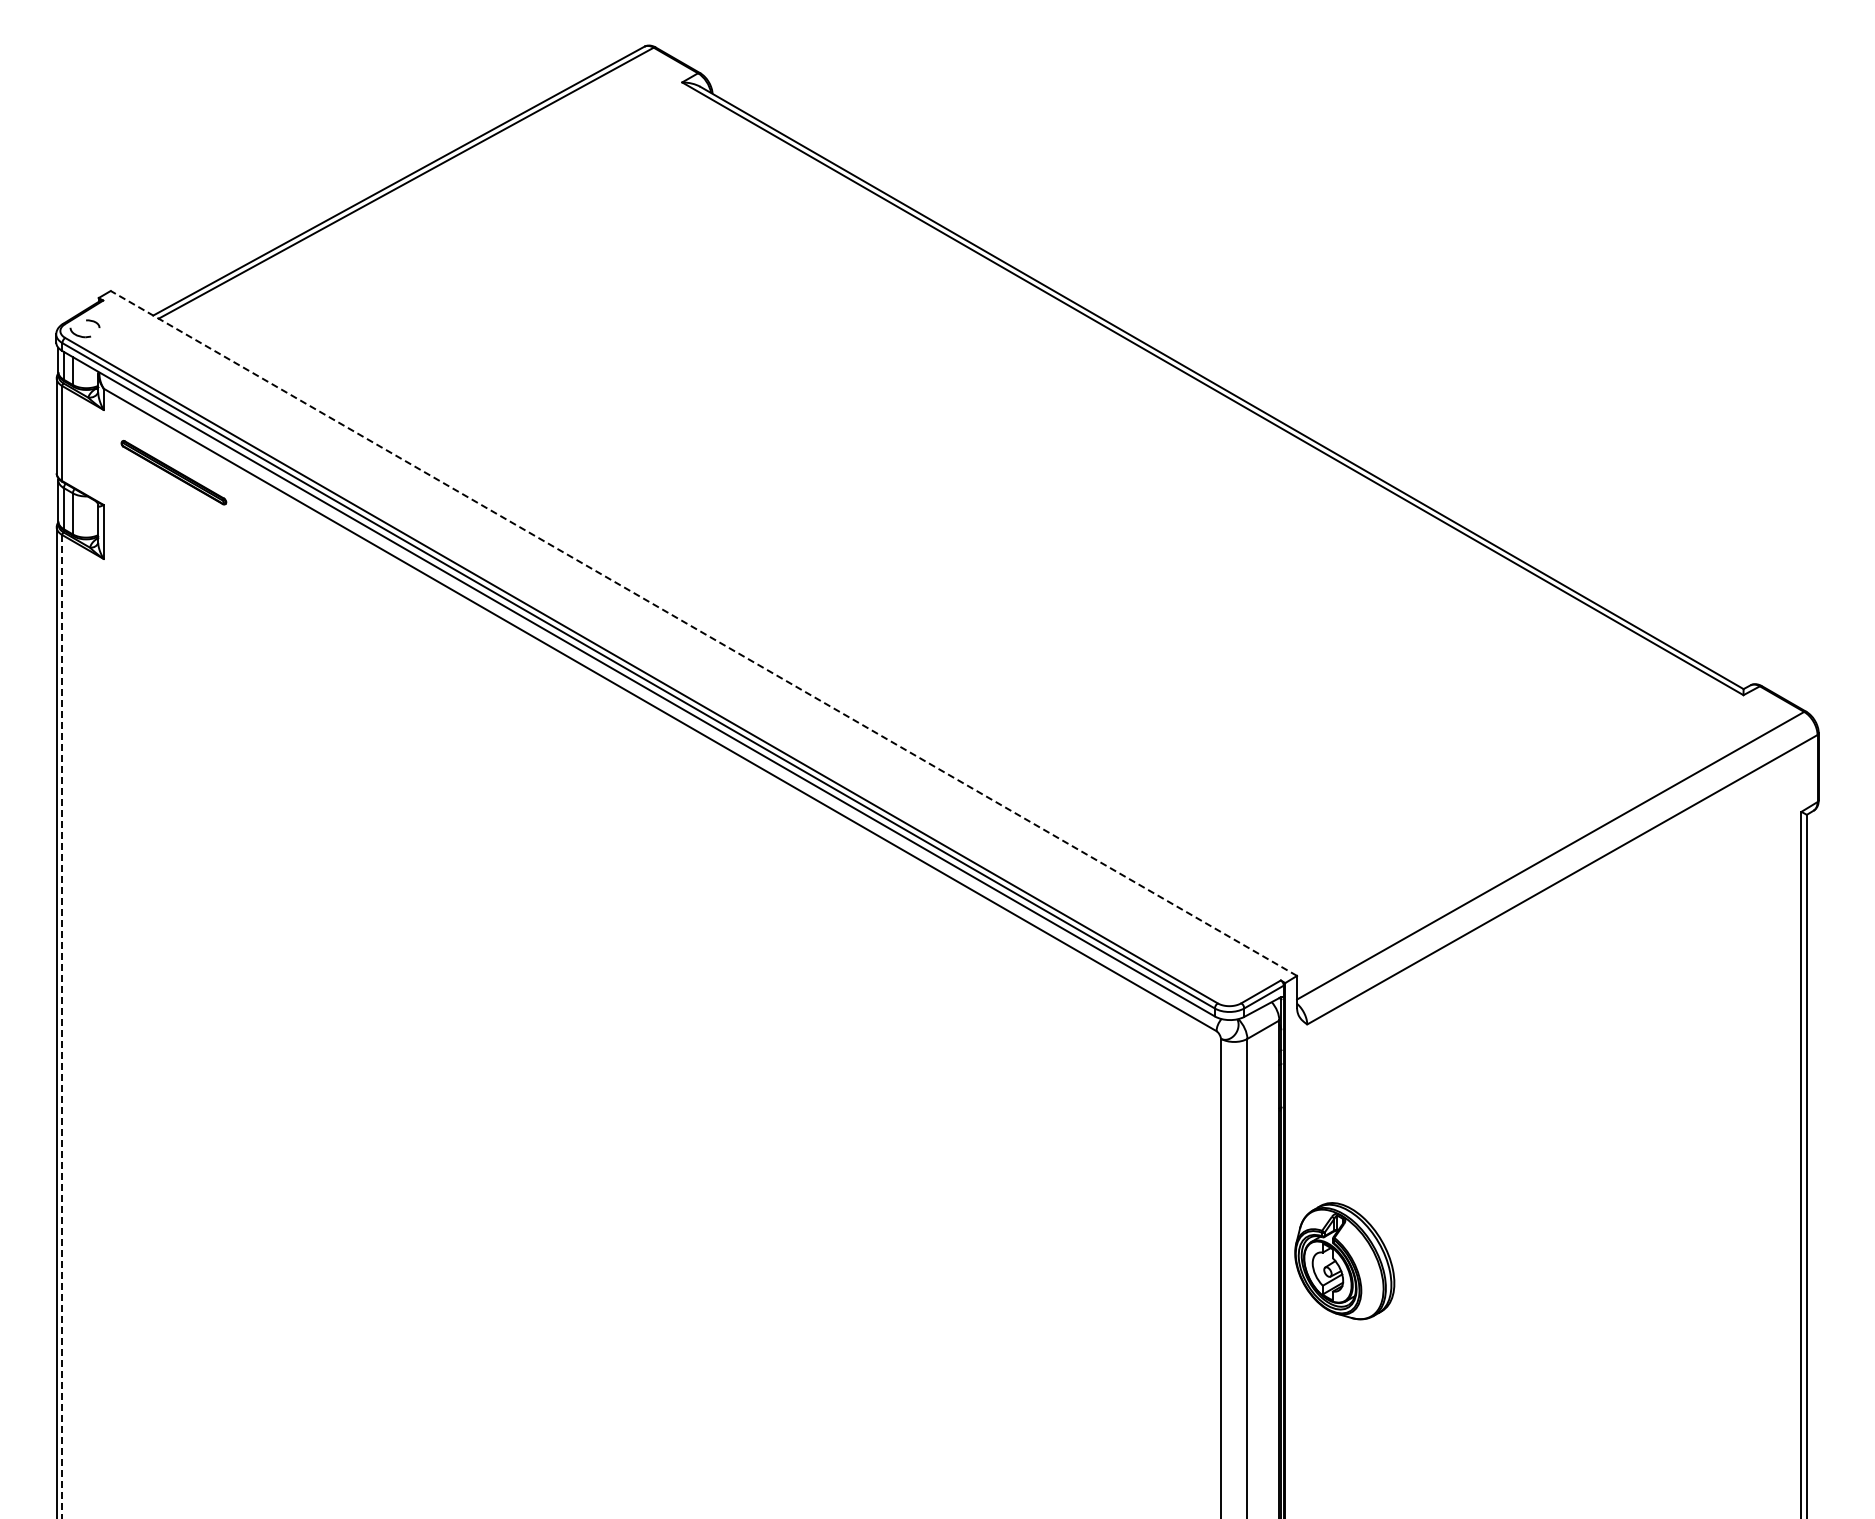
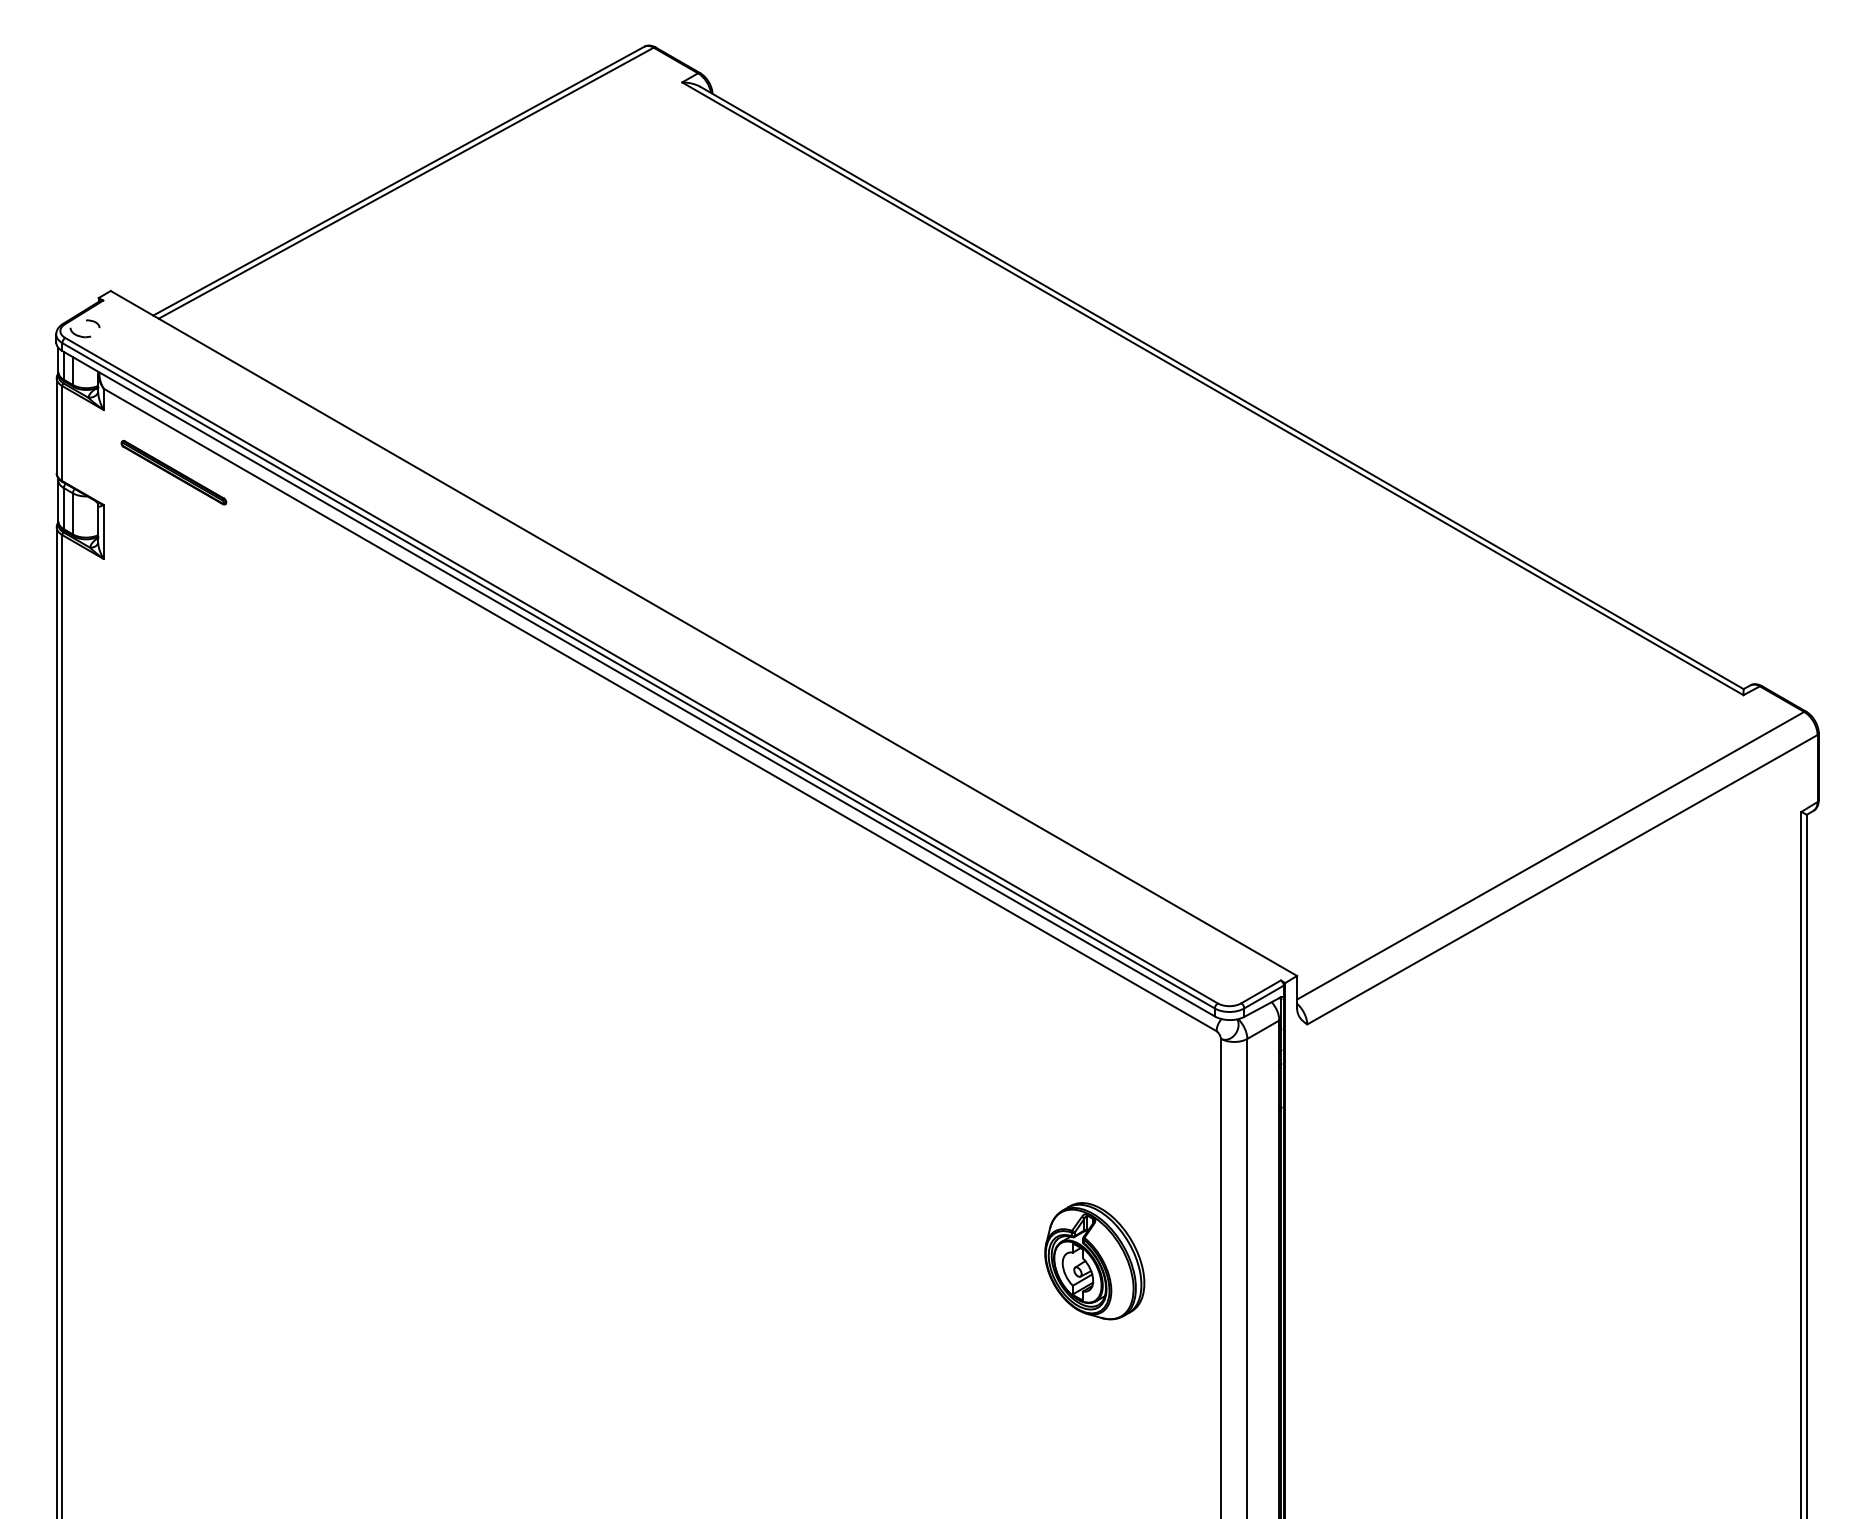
line: dashed -> solid (703, 633)
line: dashed -> solid (62, 1026)
part position: (1344, 1261) -> (1094, 1261) (1094, 1261)
